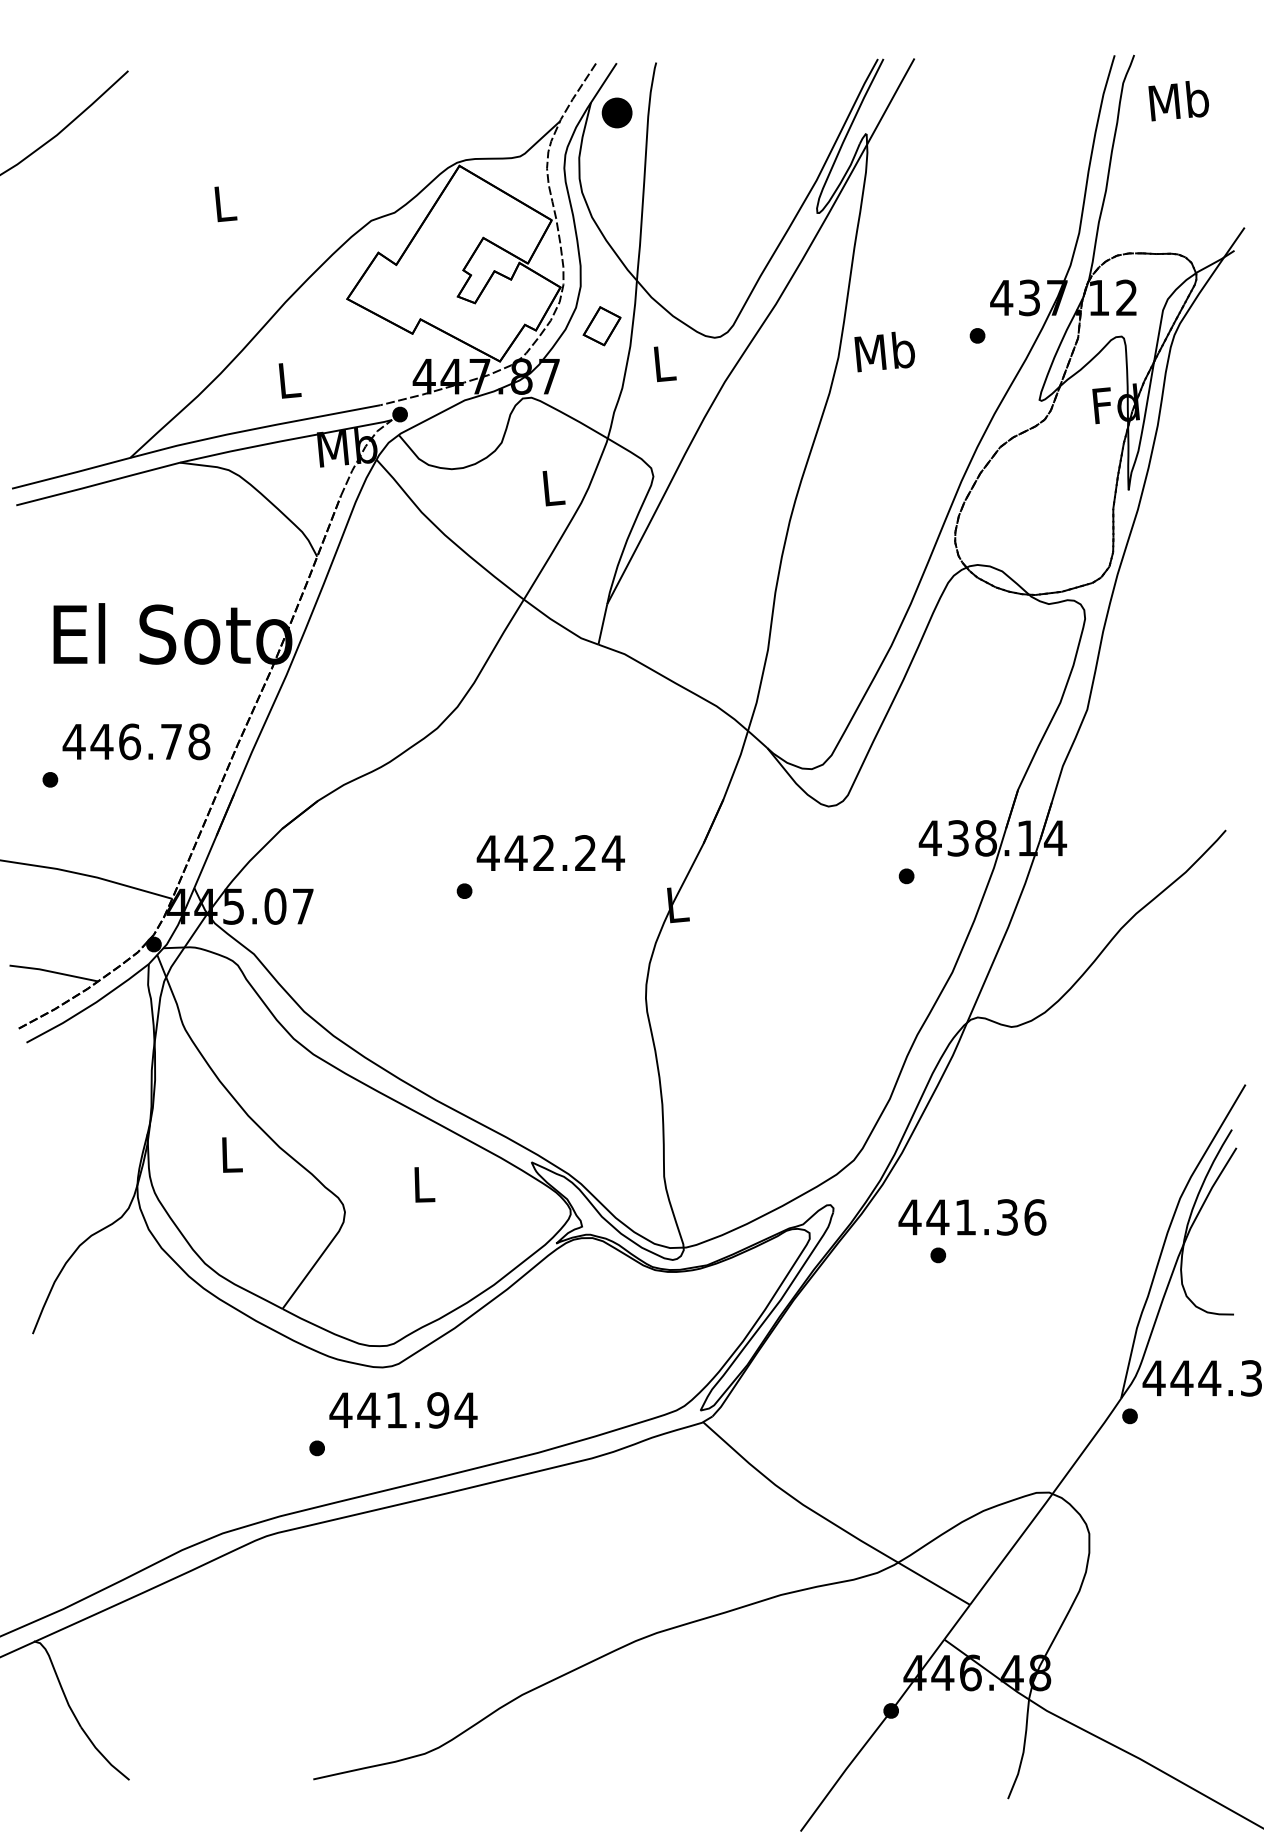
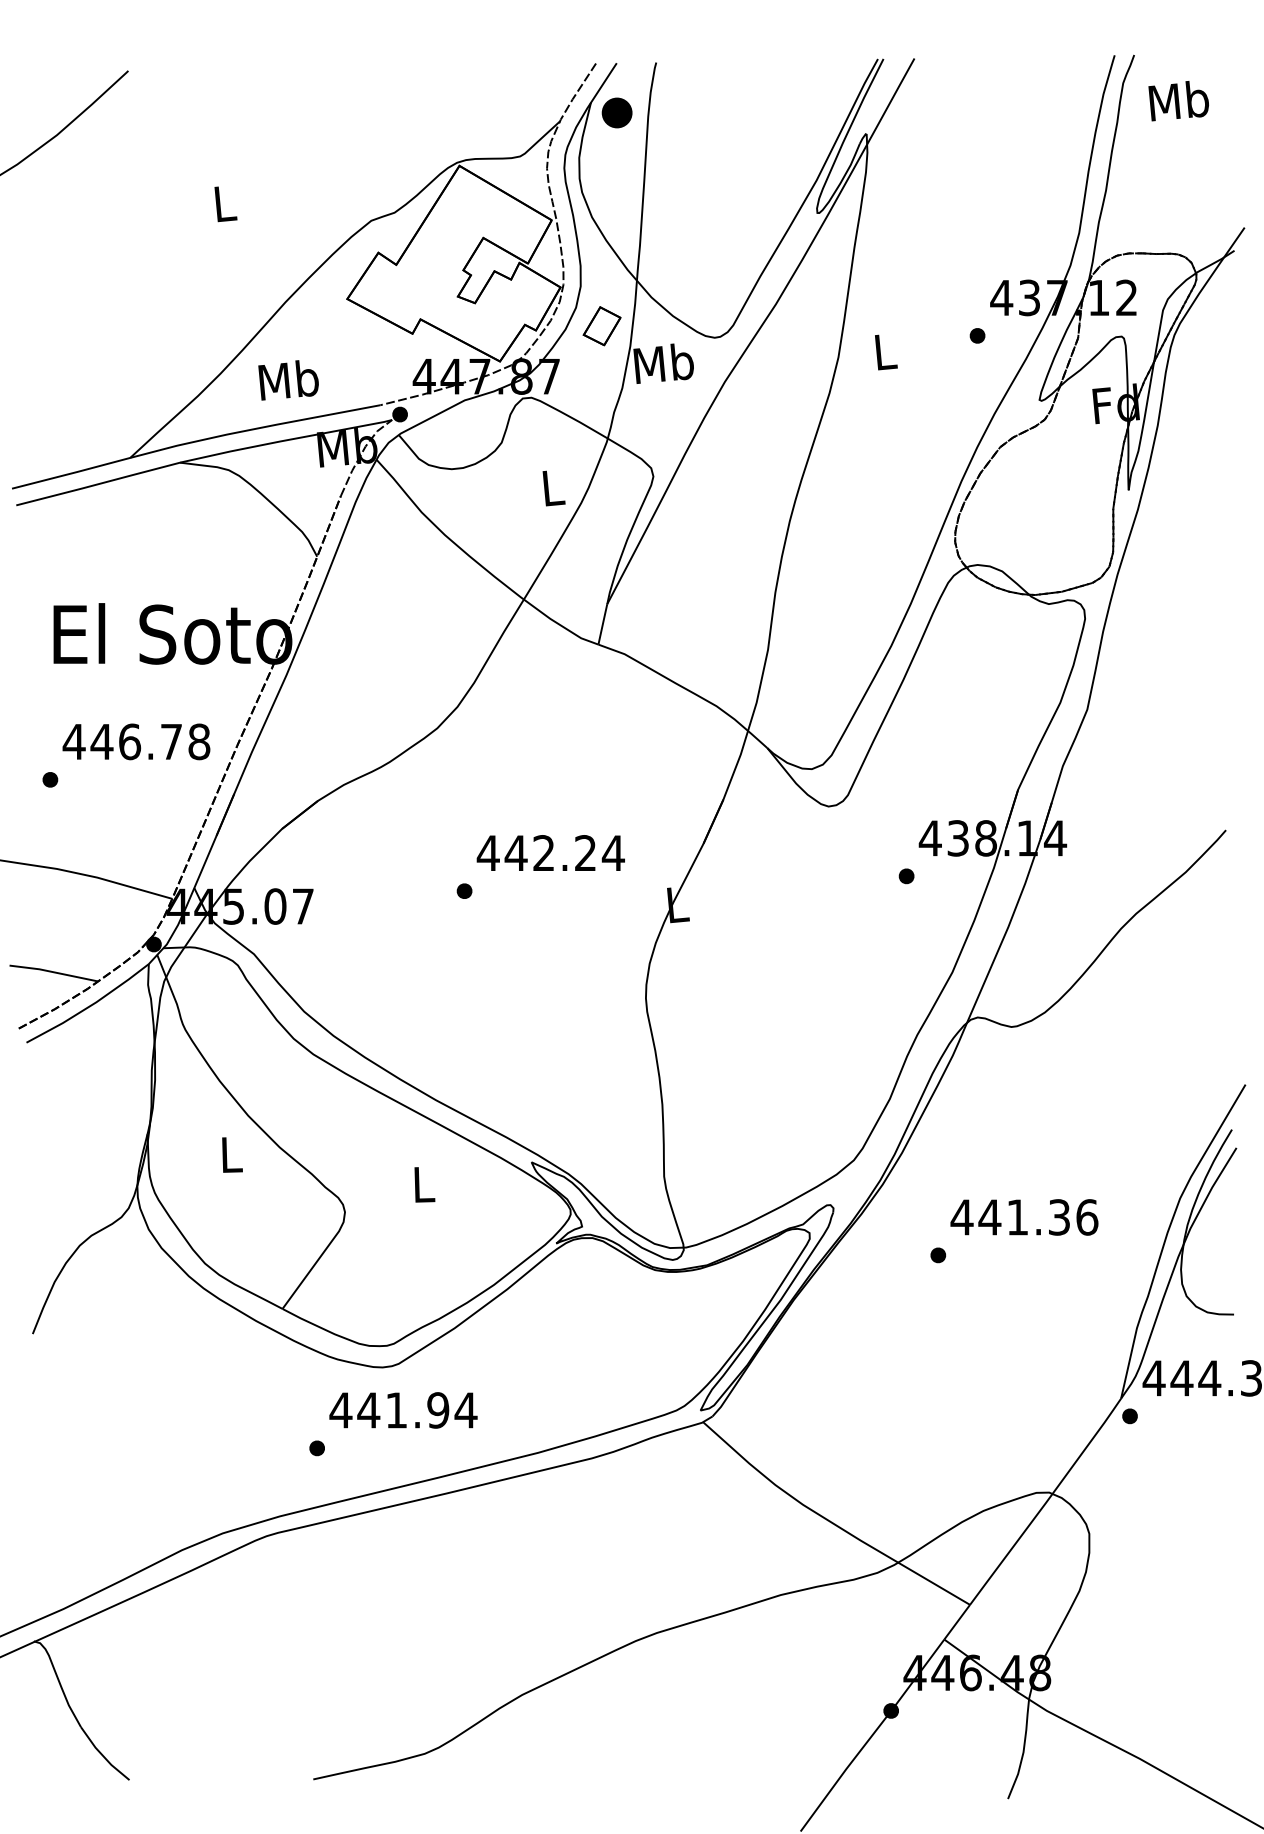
text: Mb -> L (884, 351)
text: L -> Mb (663, 363)
text: L -> Mb (288, 380)
text position: (972, 1217) -> (1024, 1217) (1024, 1217)
